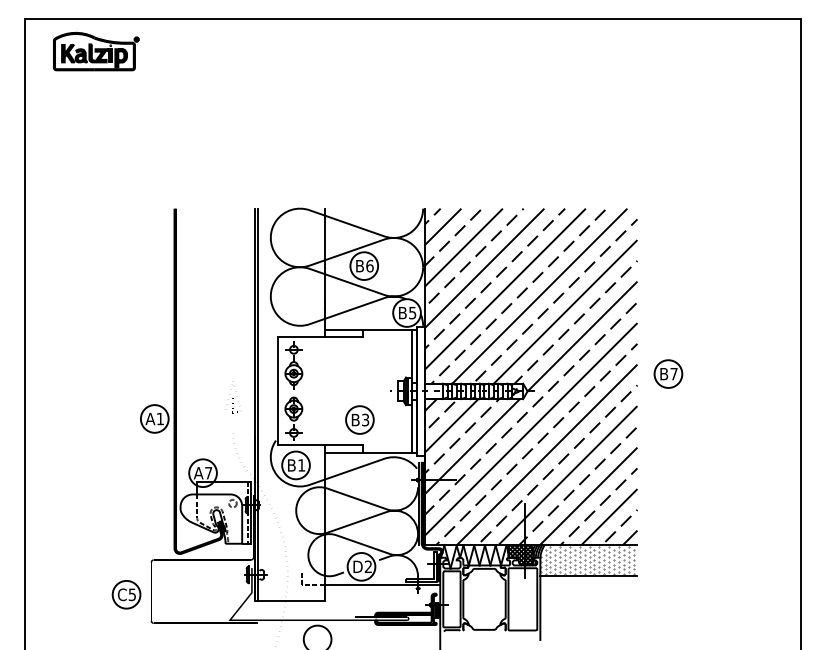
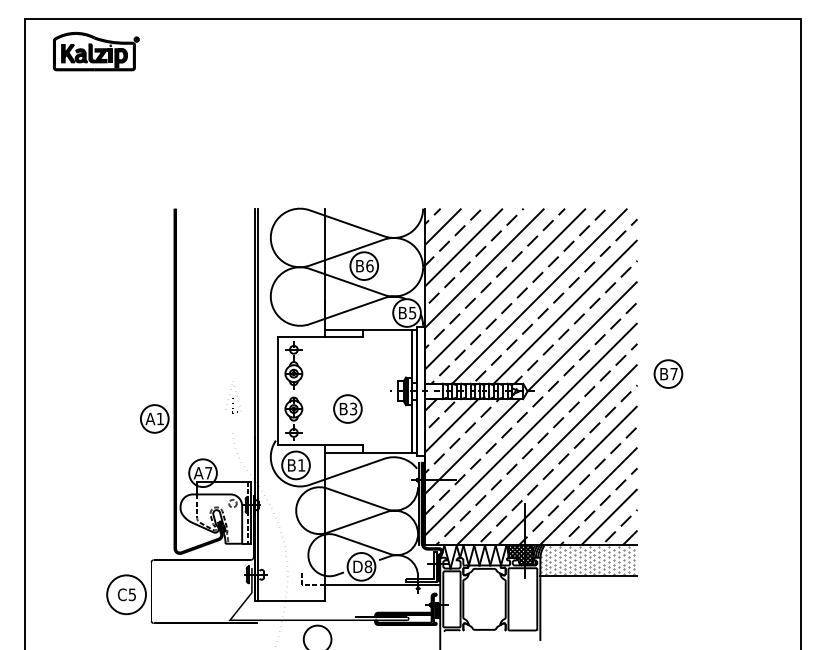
part position: (359, 419) -> (347, 408) (347, 408)
text: D2 -> D8 (368, 566)
circle diameter: 28 px -> 39 px (126, 594)
